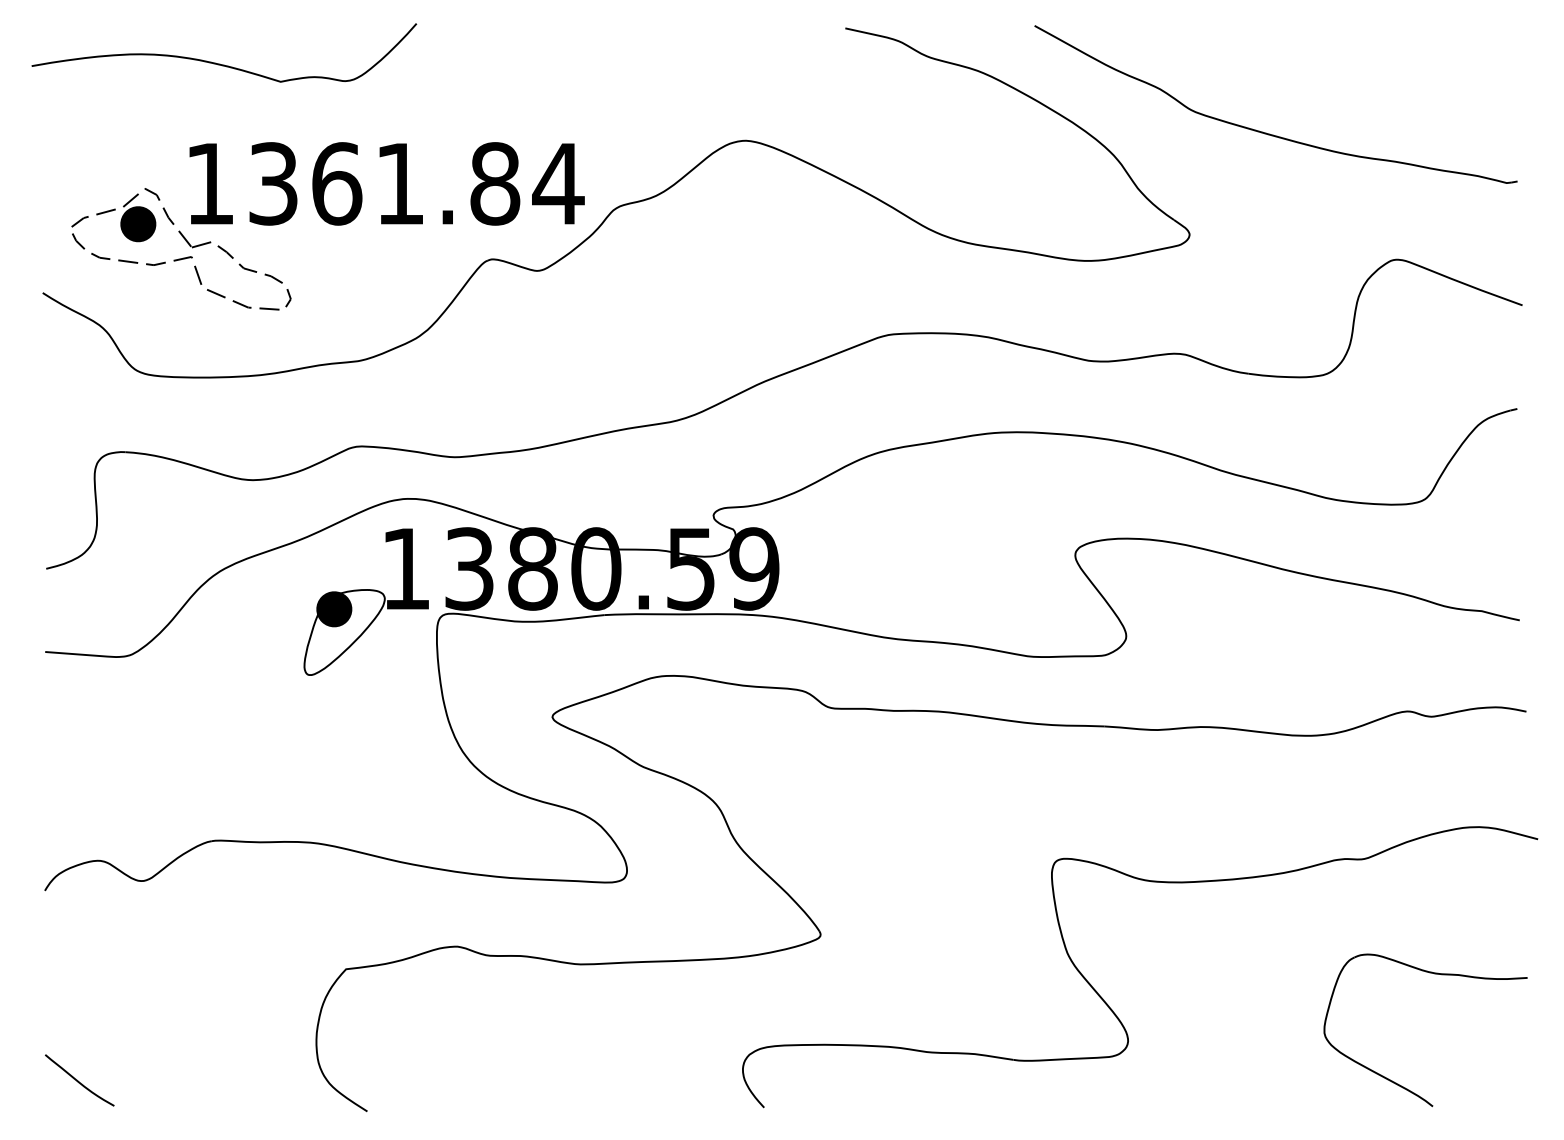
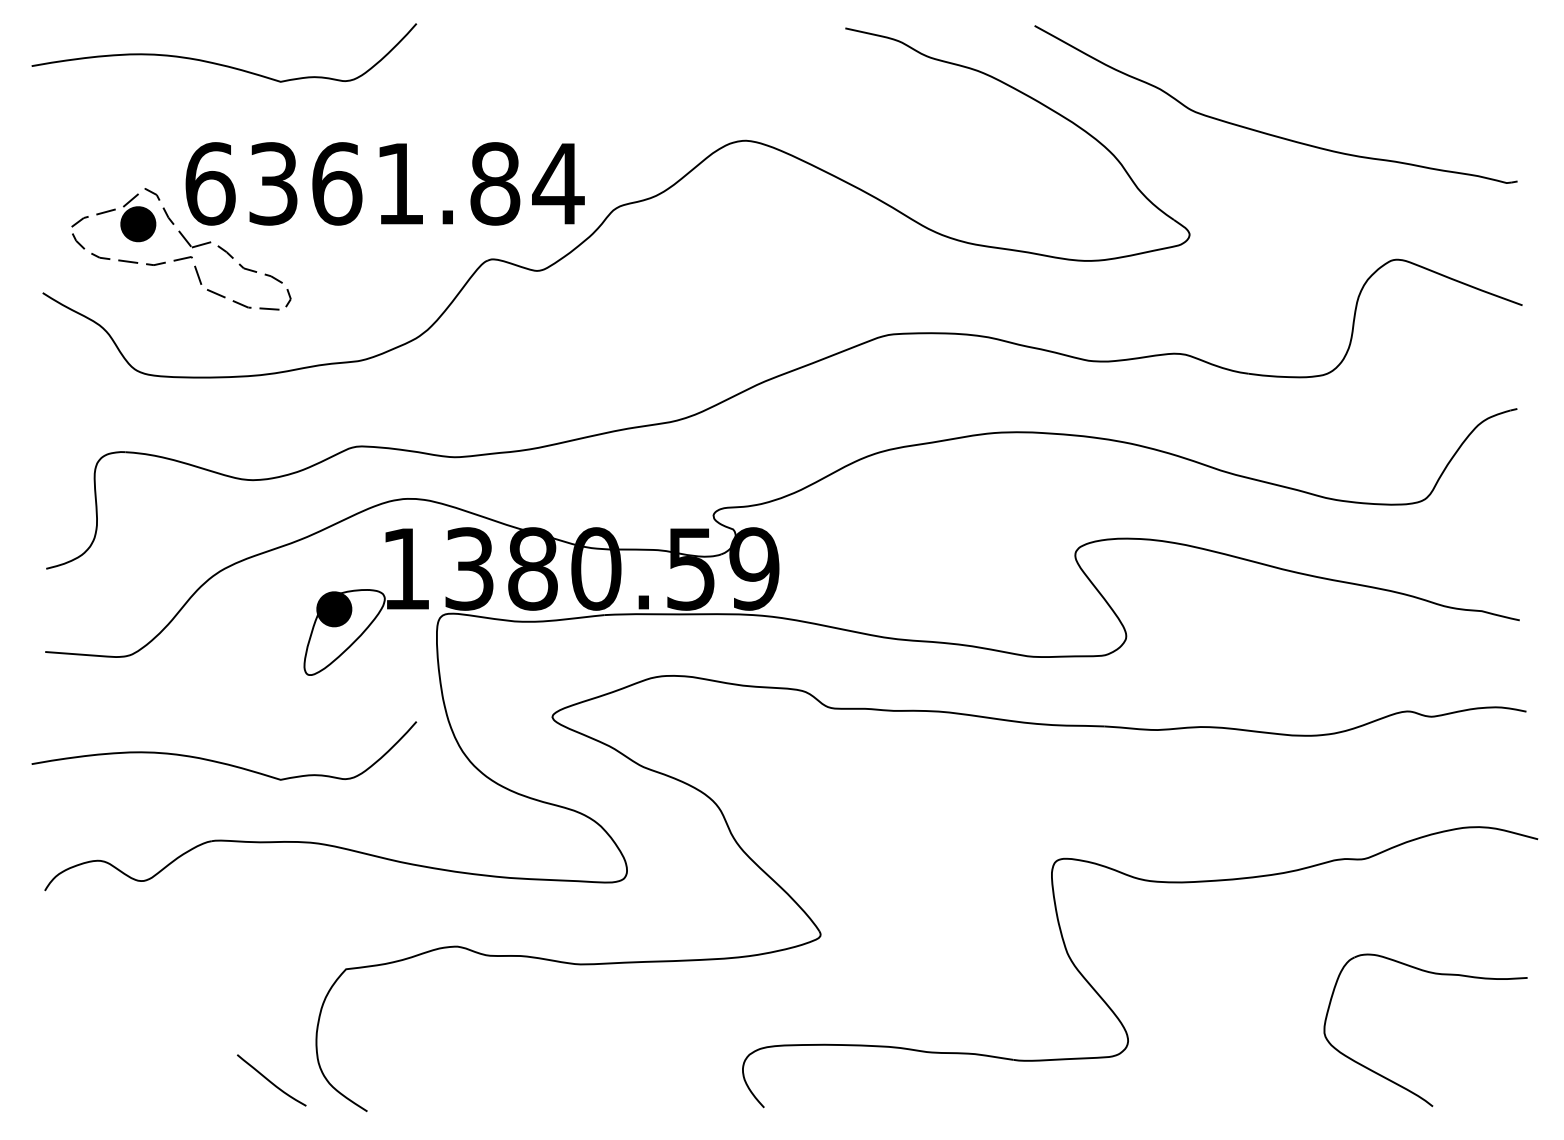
text: 1361.84 -> 6361.84 (210, 183)
curve: none -> present (220, 761)
curve position: (78, 1080) -> (270, 1080) (270, 1080)
